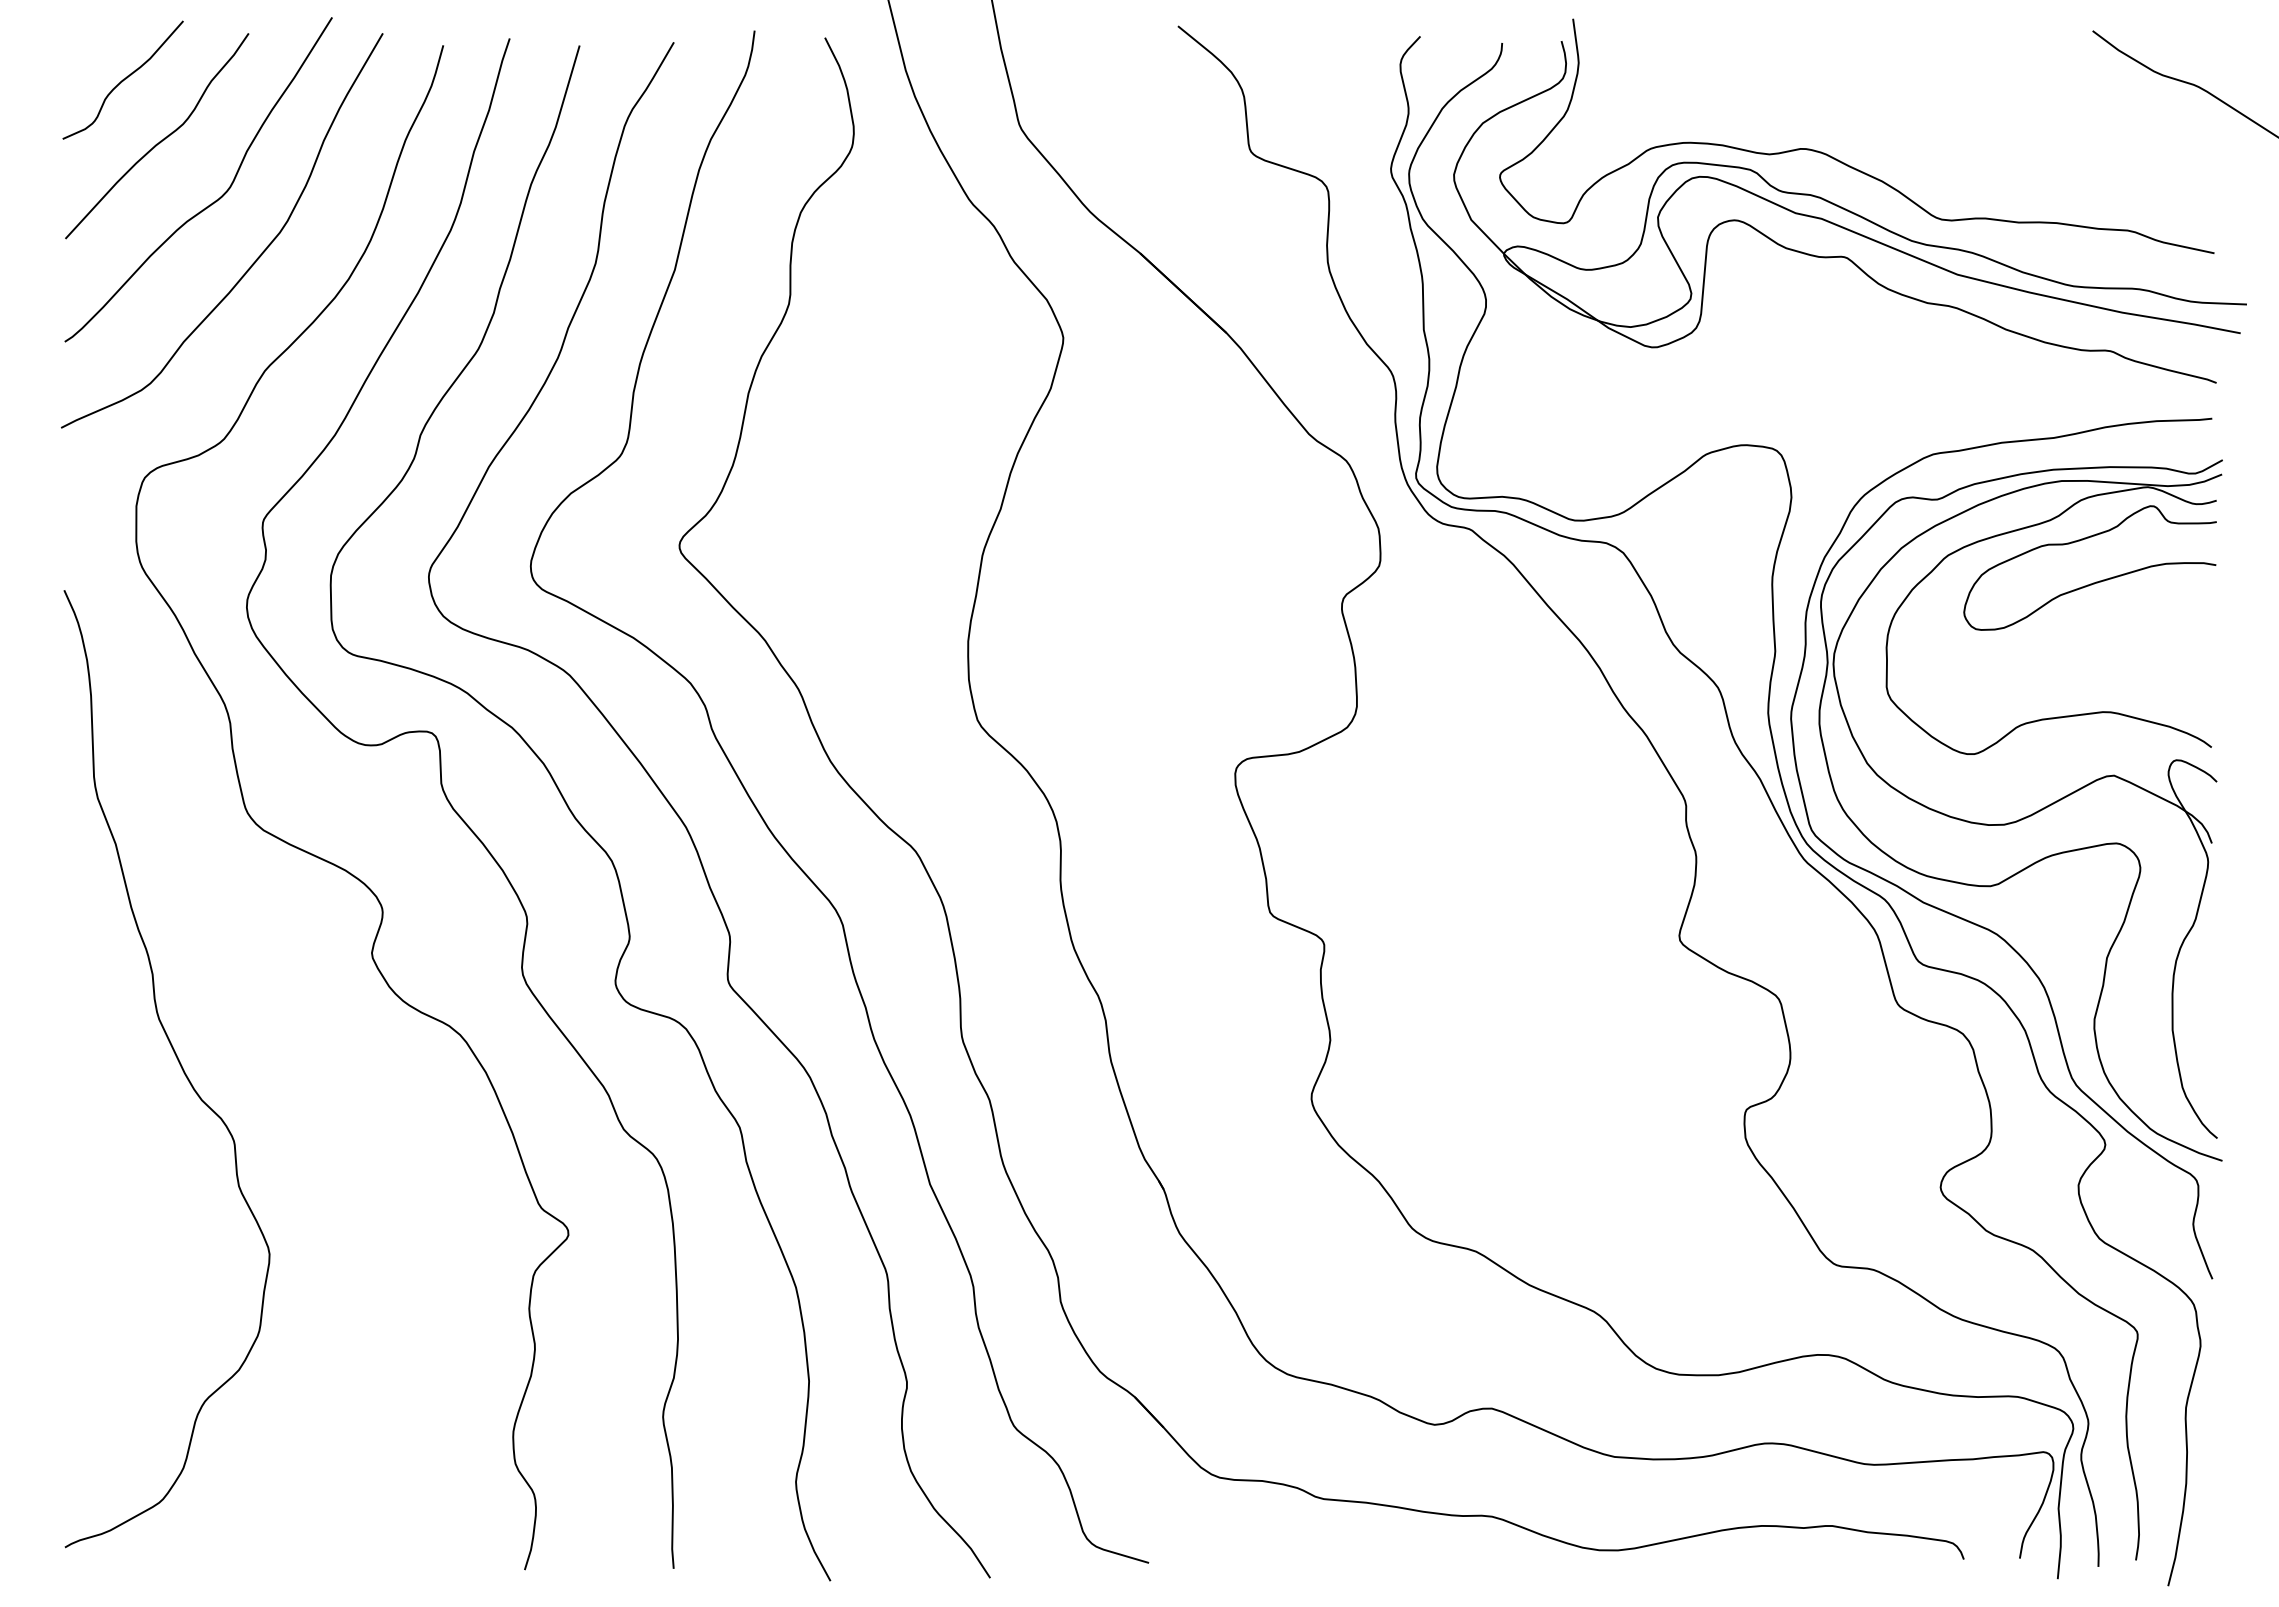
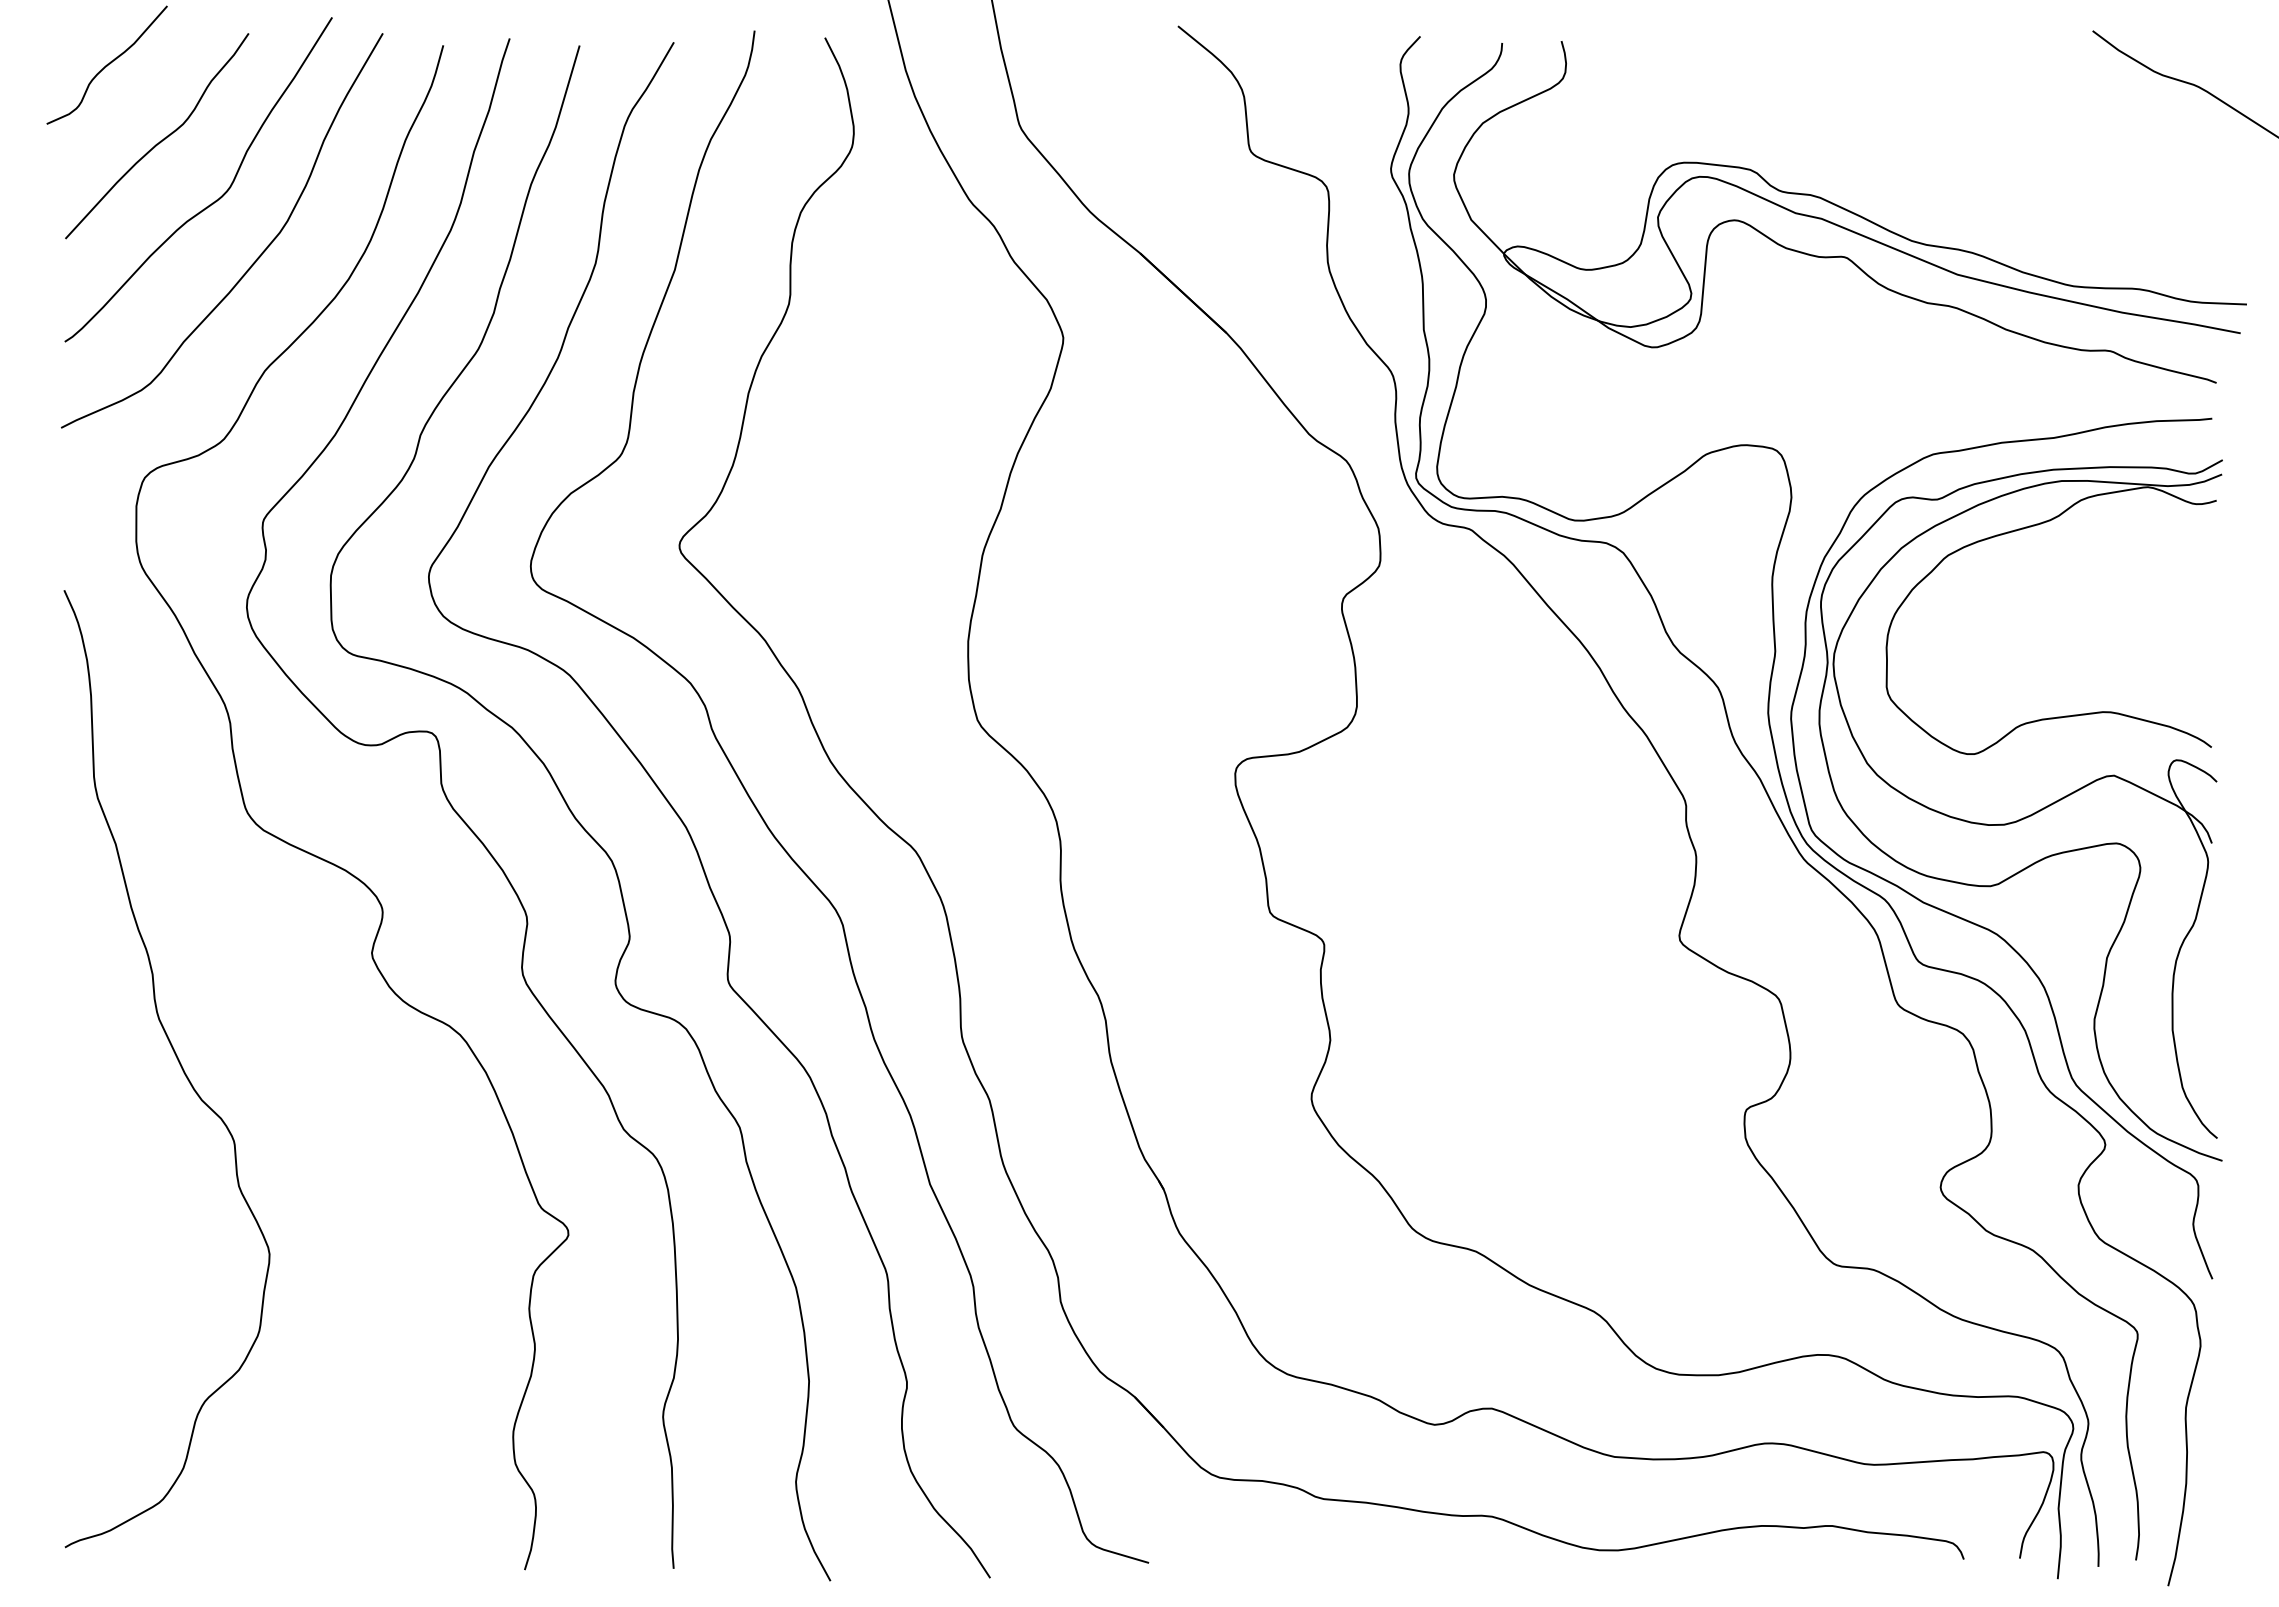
curve position: (122, 79) -> (106, 64) (106, 64)
curve: present -> none (1842, 161)
curve: present -> none (2093, 582)
